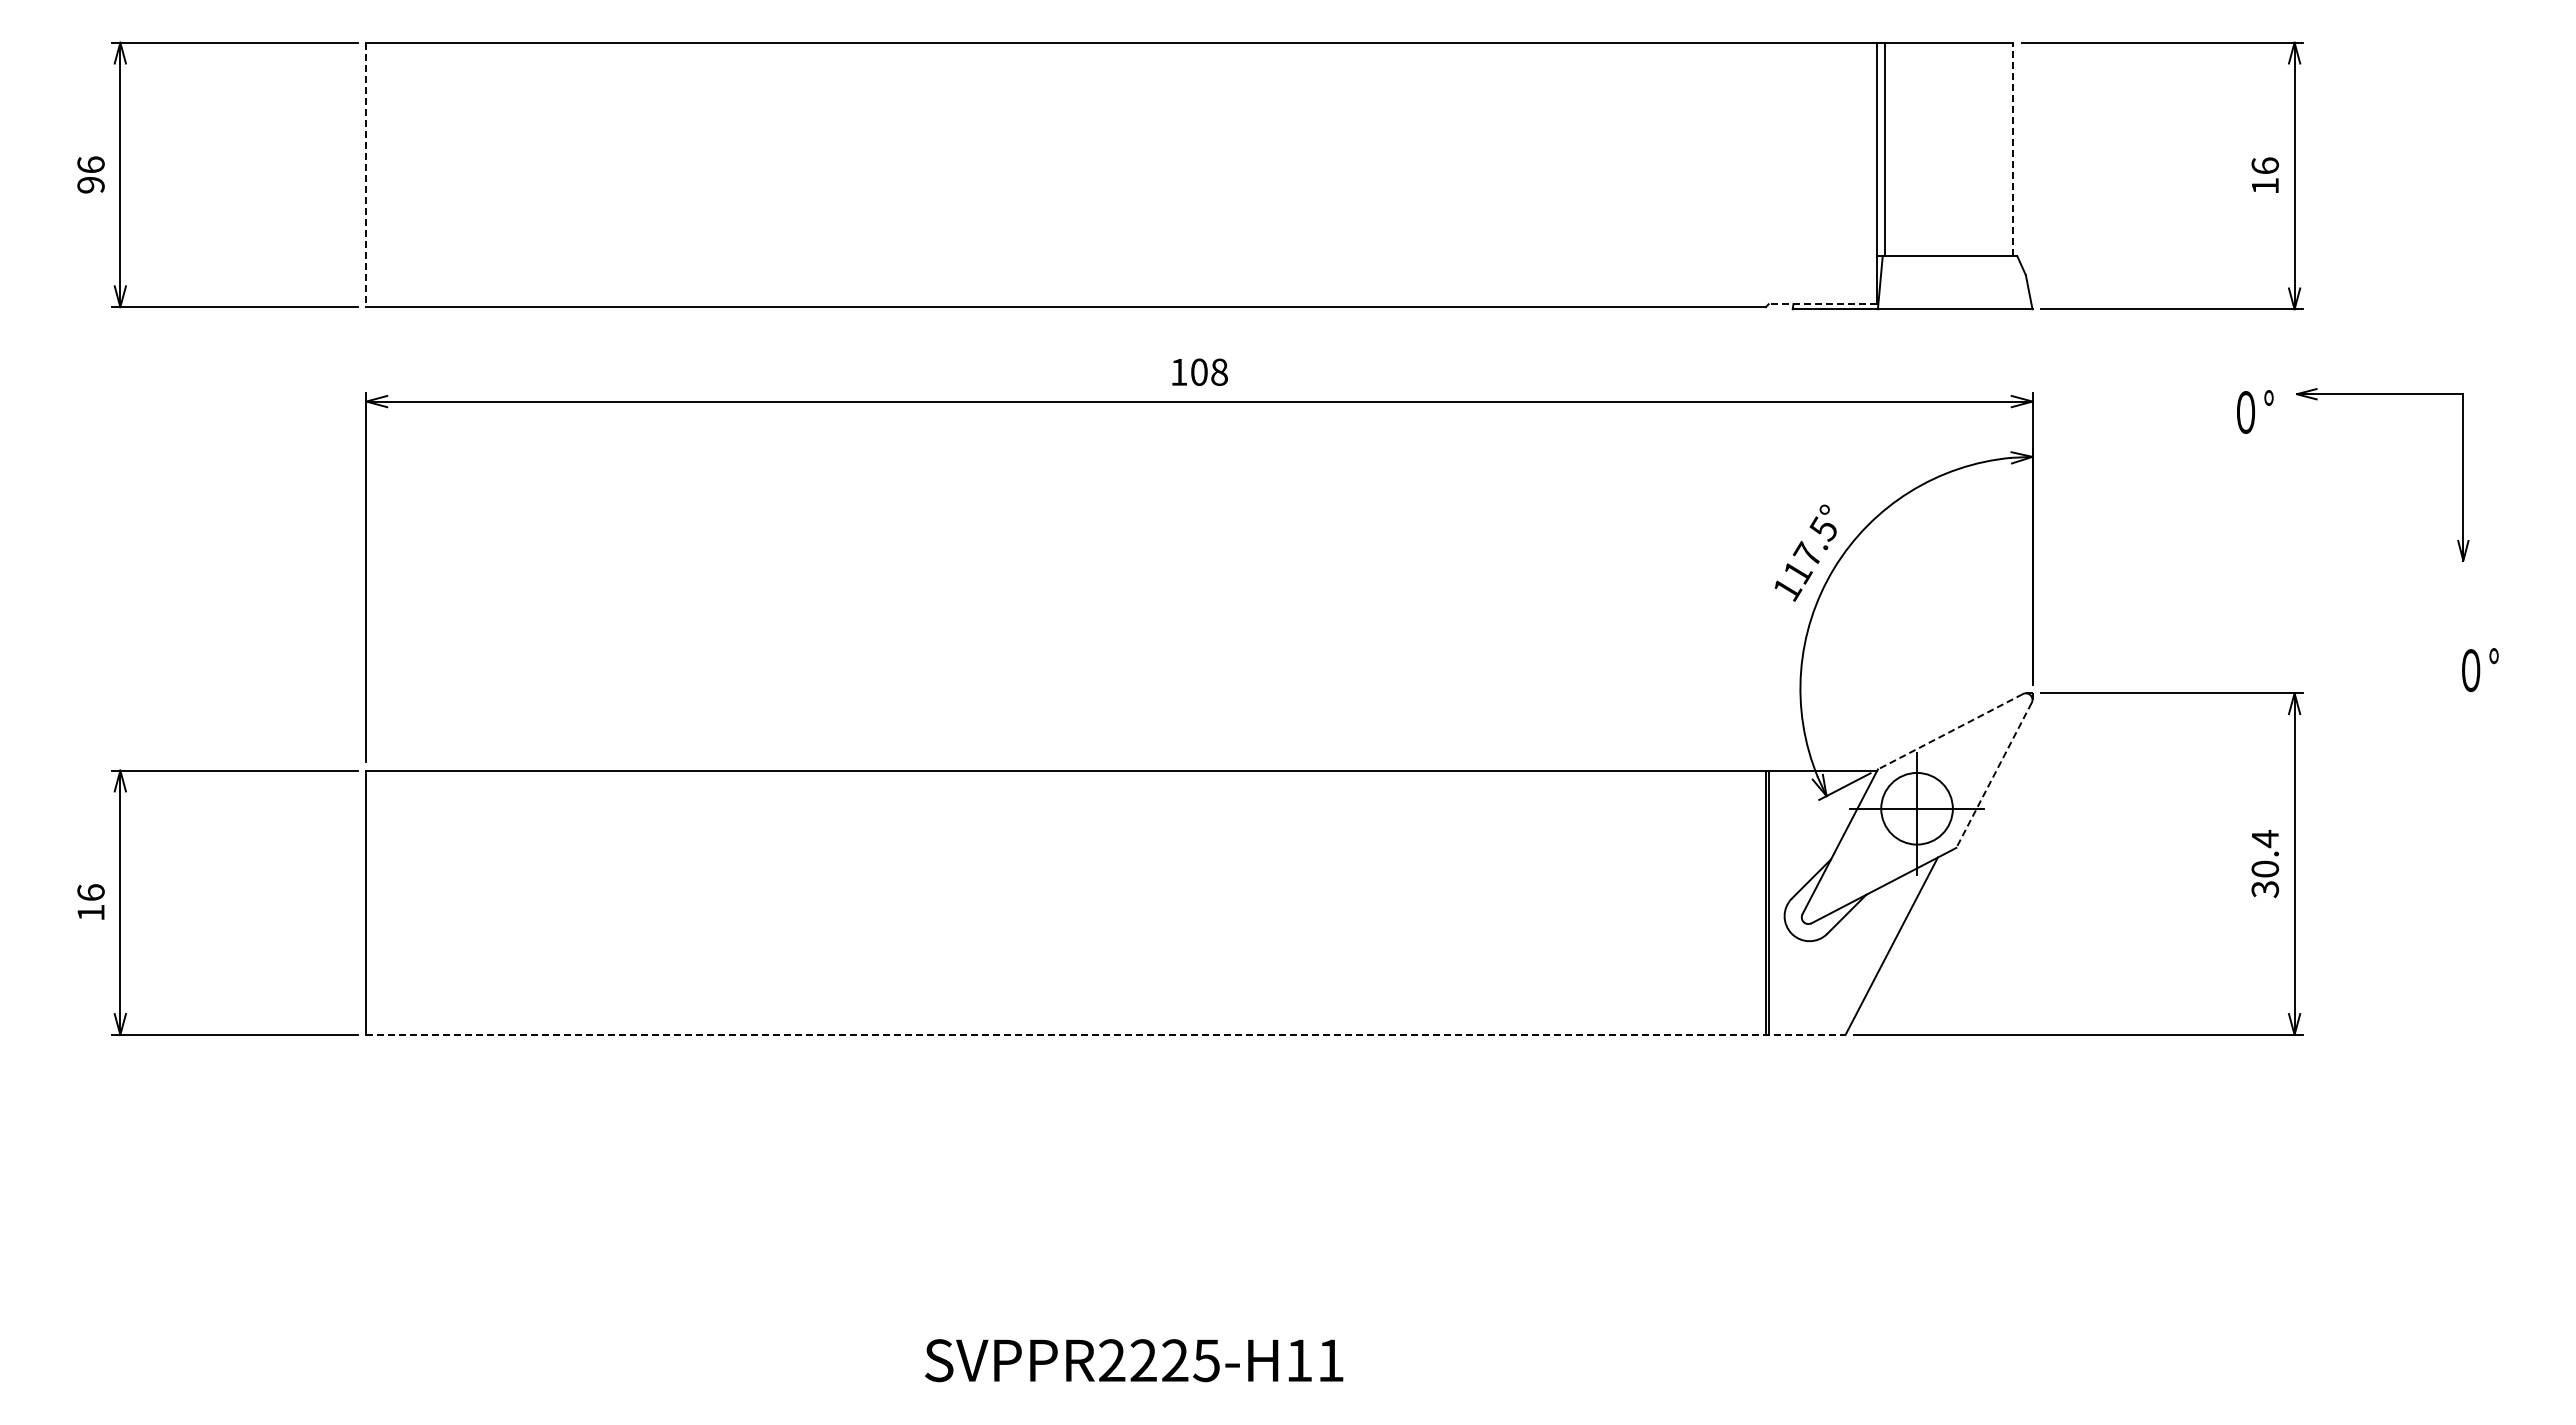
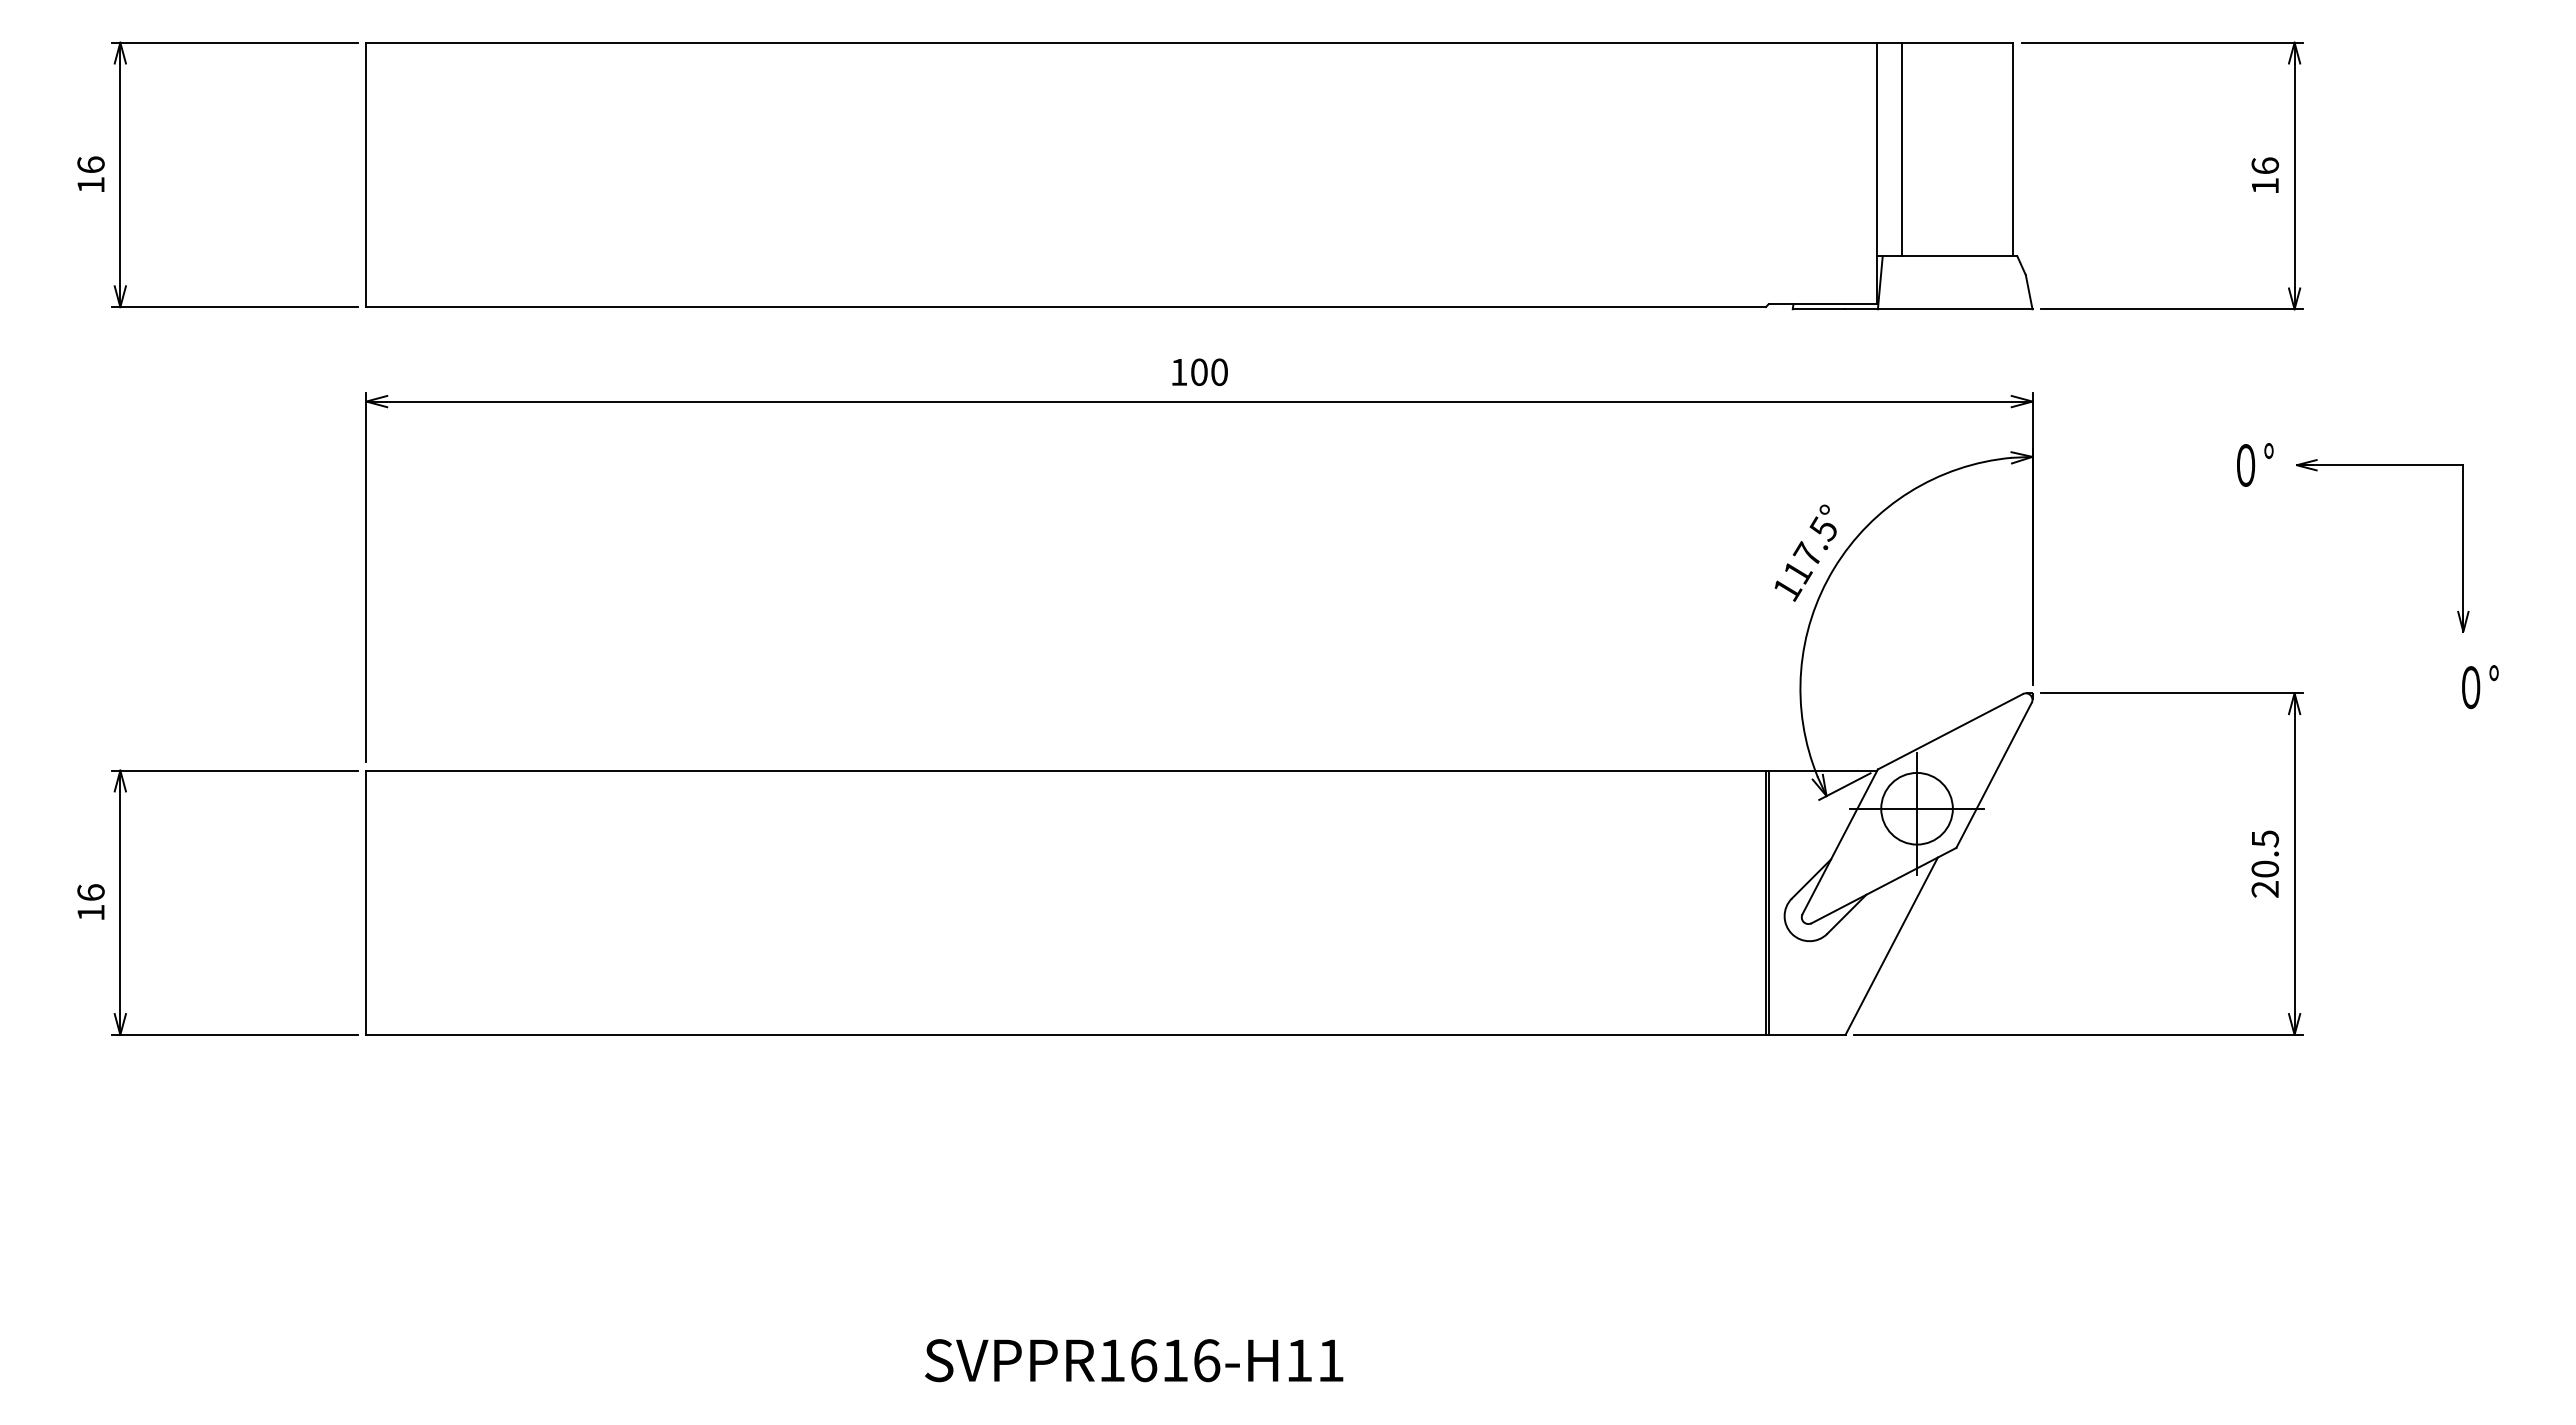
line position: (1884, 149) -> (1901, 149) (1901, 149)
line: dashed -> solid (2013, 149)
line: dashed -> solid (366, 175)
text: 96 -> 16 (90, 185)
line: dashed -> solid (1822, 304)
text: 108 -> 100 (1219, 372)
part position: (2382, 394) -> (2382, 465) (2382, 465)
text position: (2255, 411) -> (2255, 464) (2255, 464)
text position: (2480, 670) -> (2480, 687) (2480, 687)
line: dashed -> solid (1950, 731)
line: dashed -> solid (1994, 775)
text: 30.4 -> 20.5 (2265, 863)
line: dashed -> solid (1106, 1034)
text: SVPPR2225-H11 -> SVPPR1616-H11 (1159, 1360)
